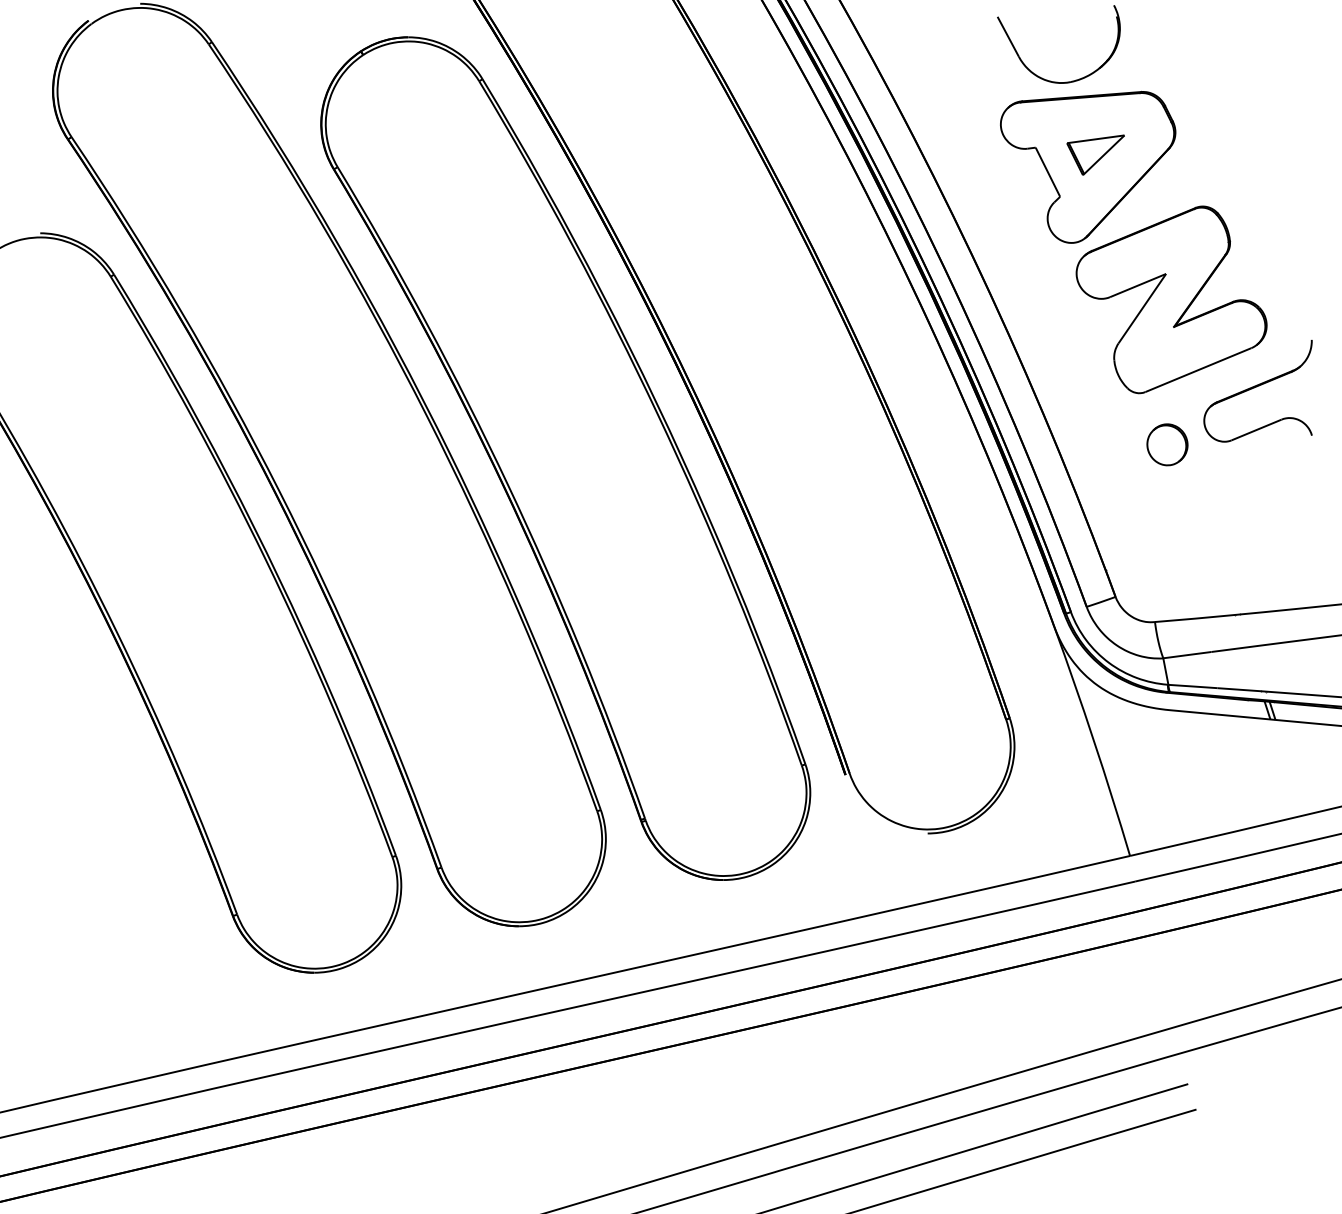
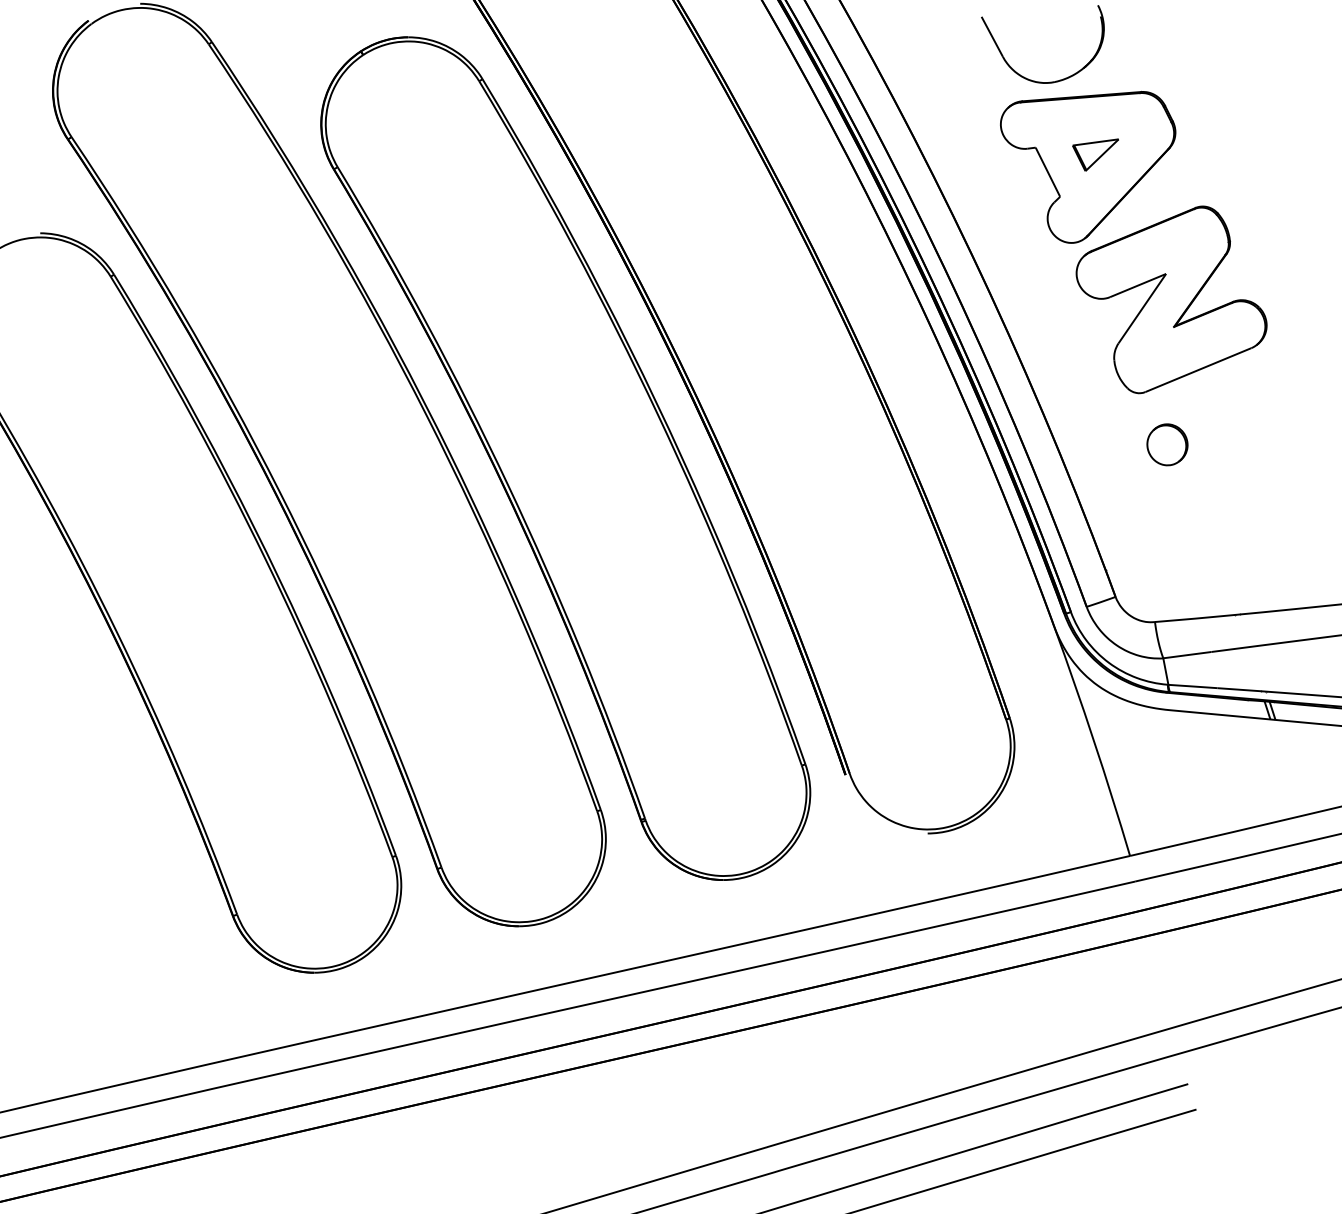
part position: (1042, 77) -> (1026, 77) (1026, 77)
part size: 59x42 px -> 47x34 px (1095, 154)
part: present -> none (1257, 391)
